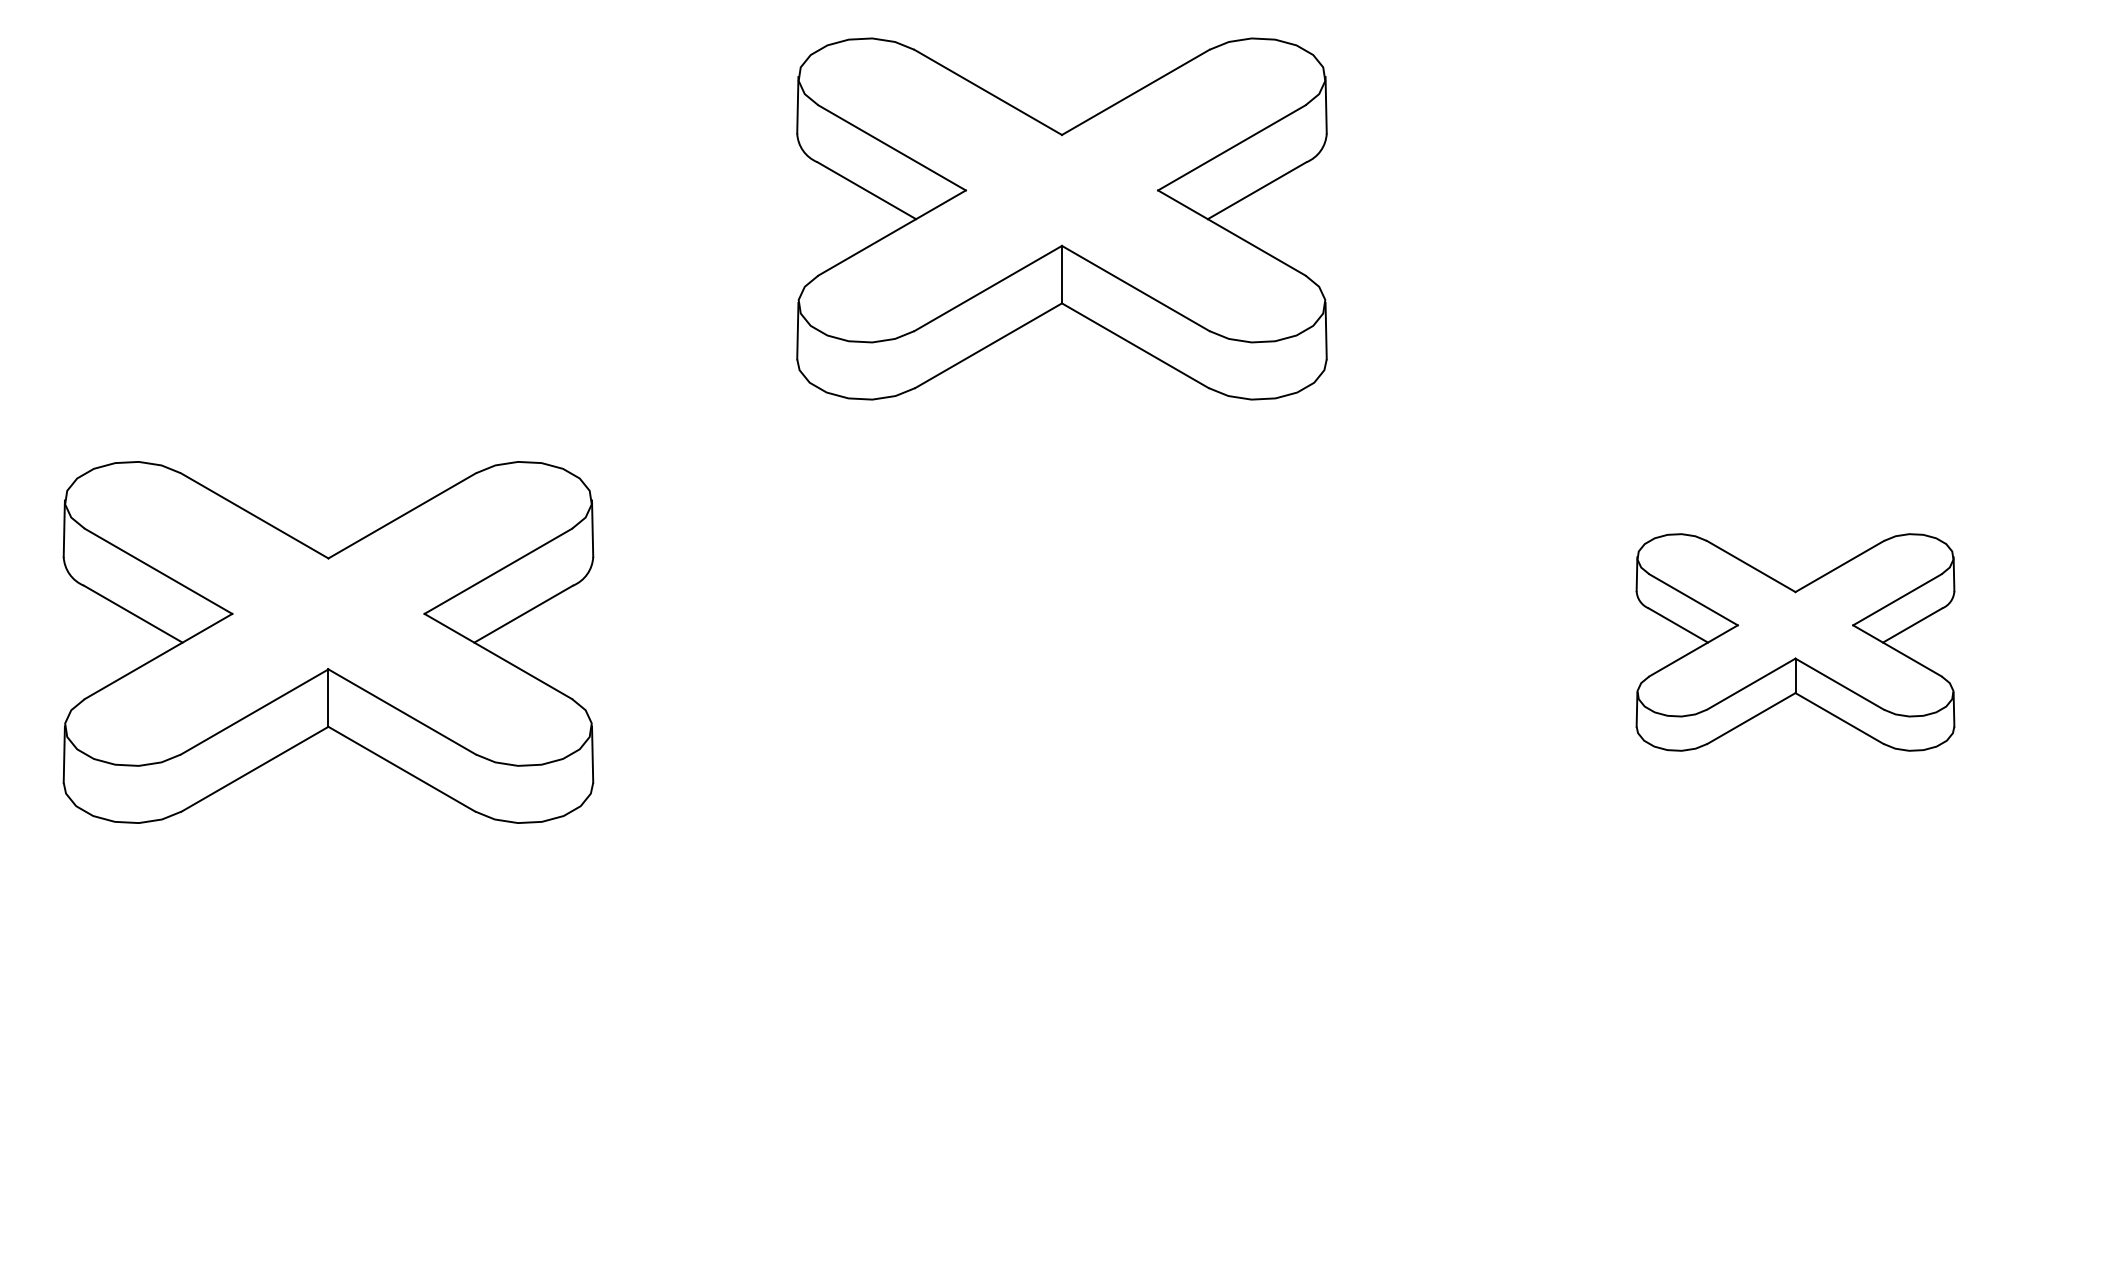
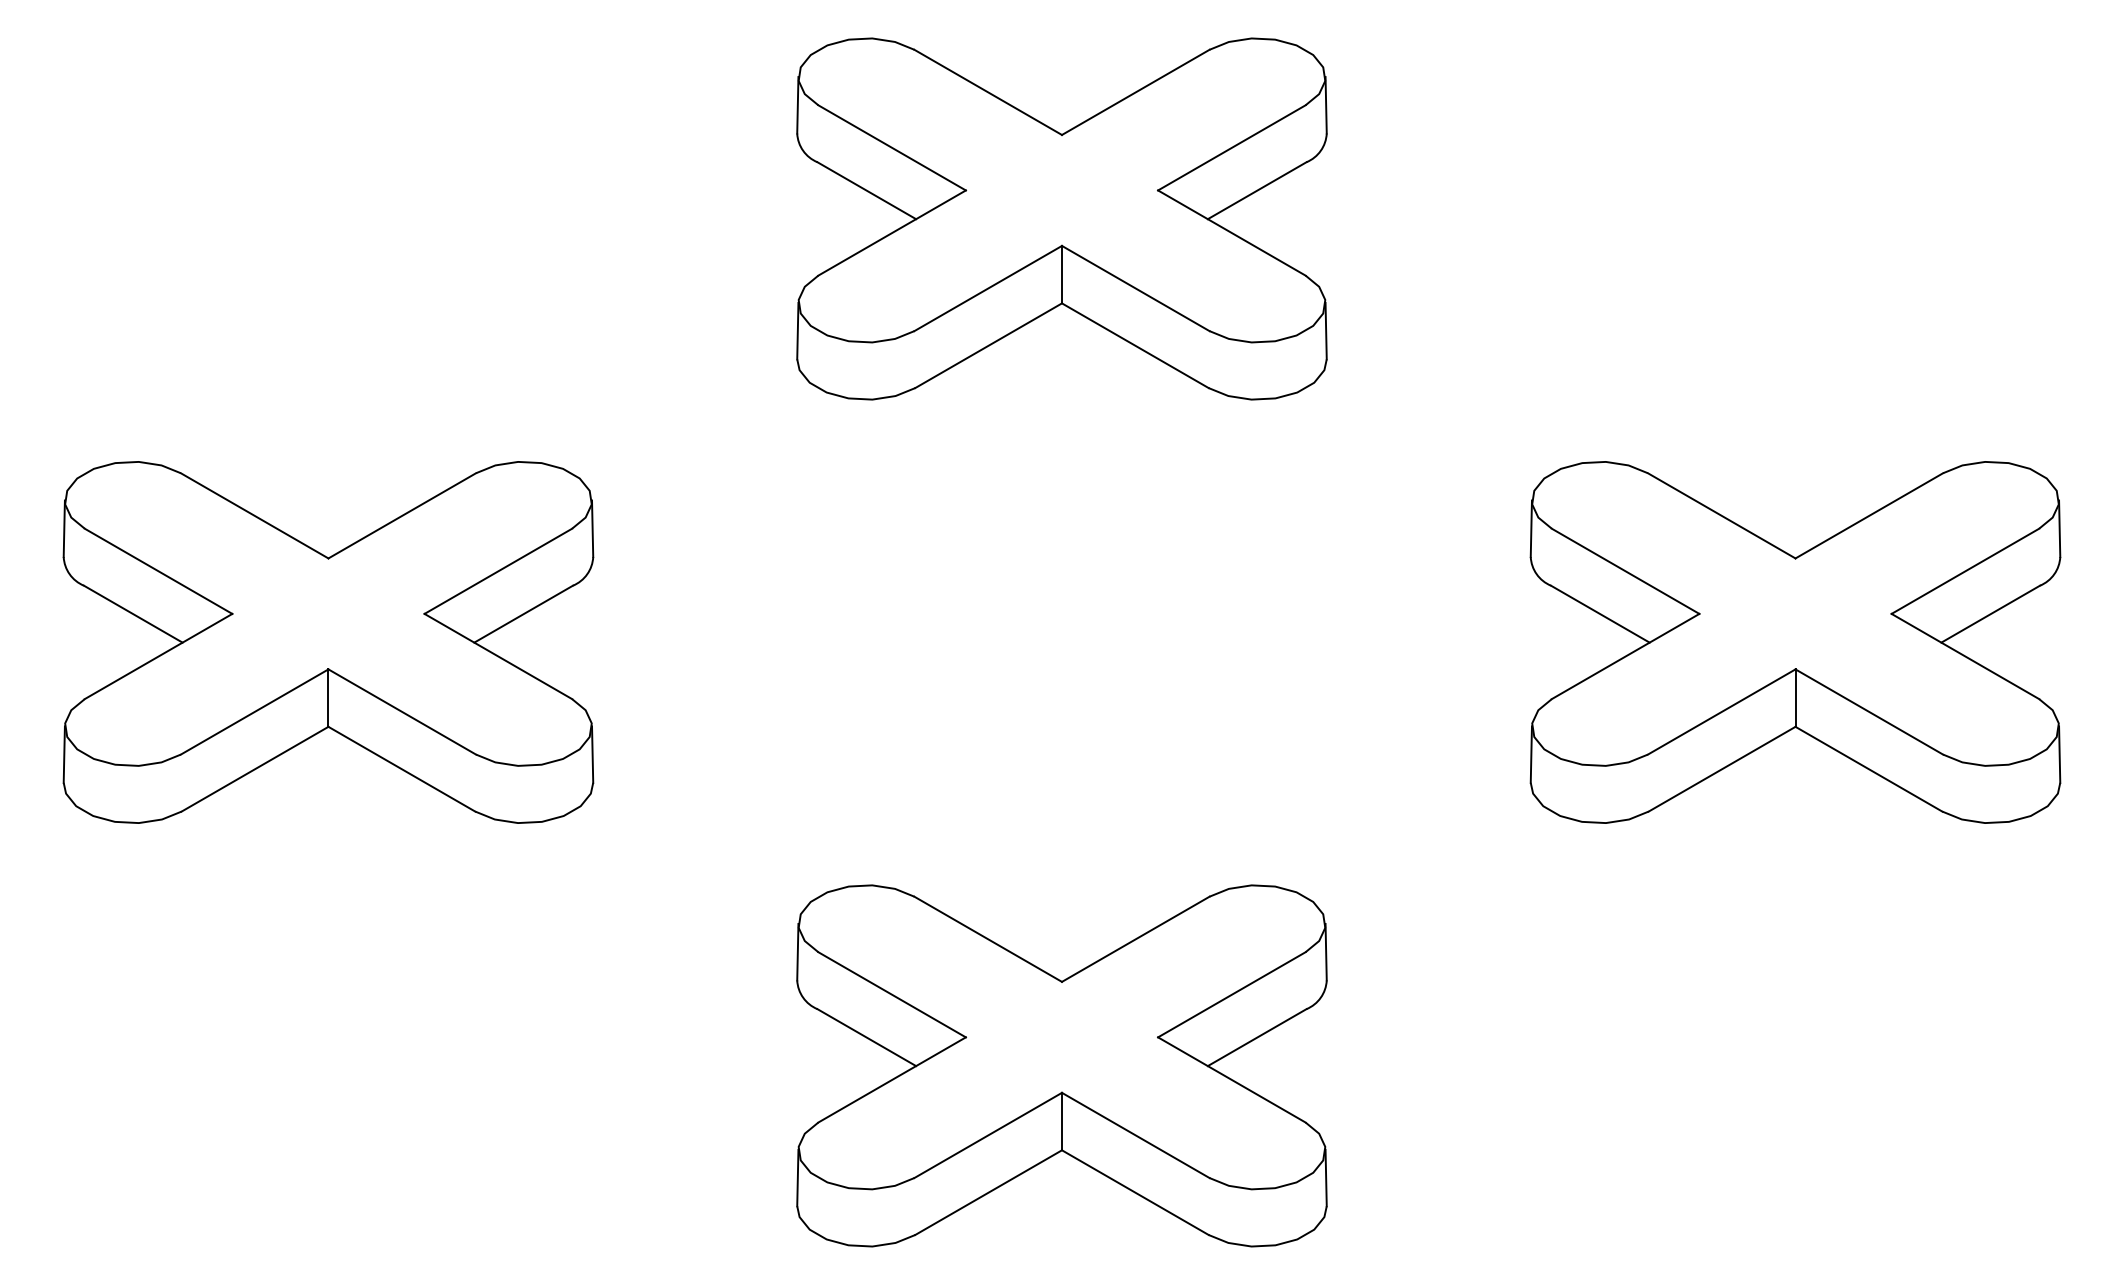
part size: 321x219 px -> 533x363 px (1795, 642)
part: none -> present (1061, 1065)
